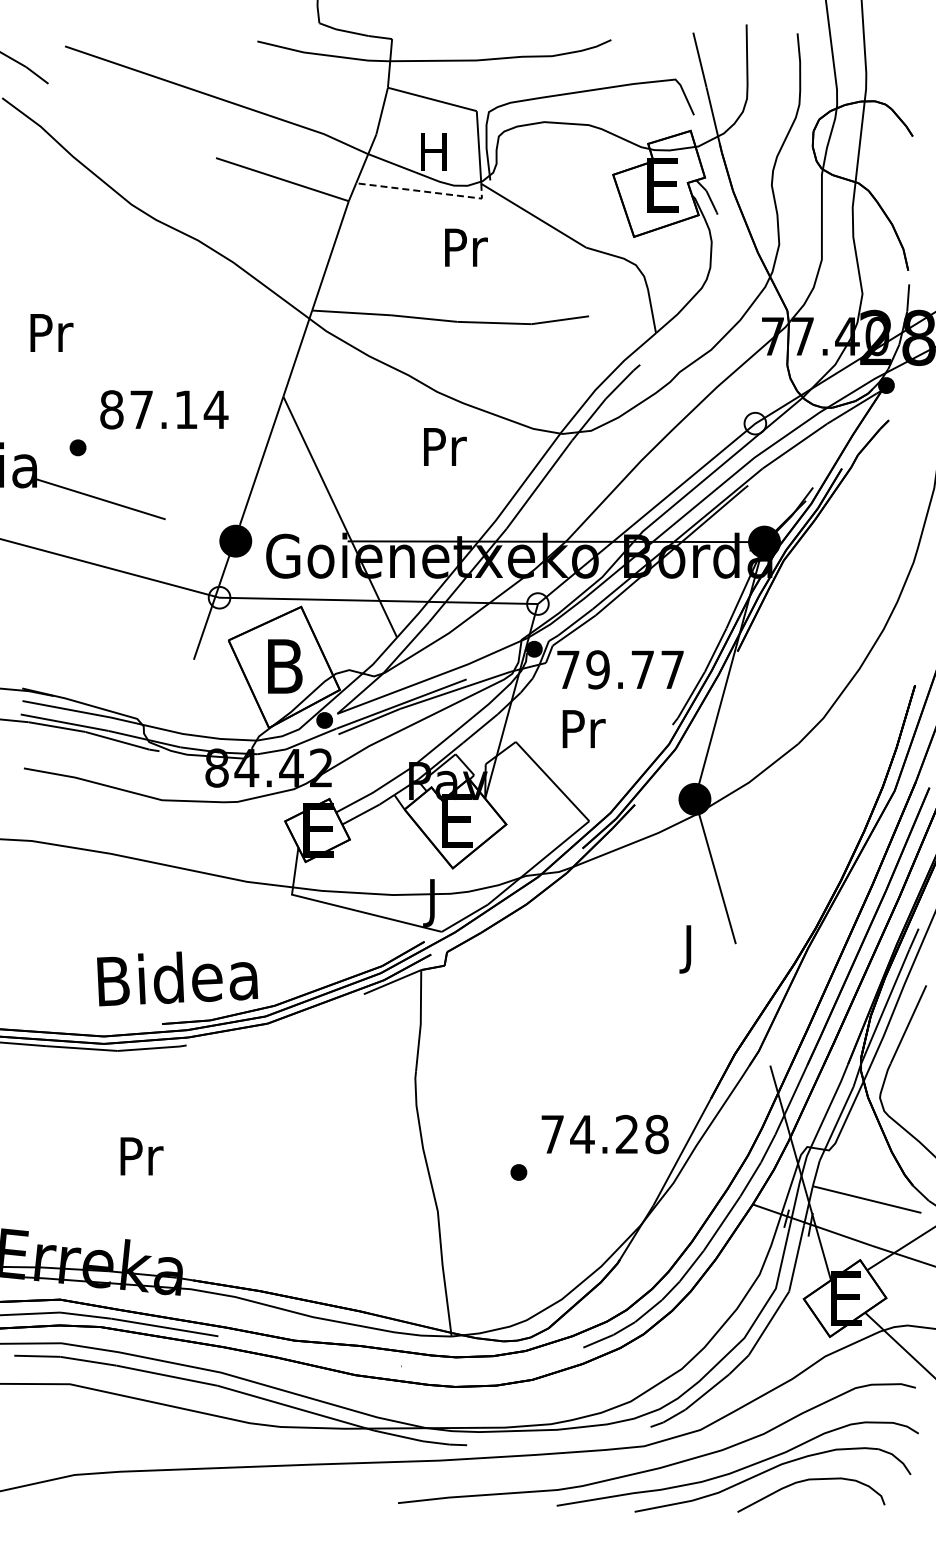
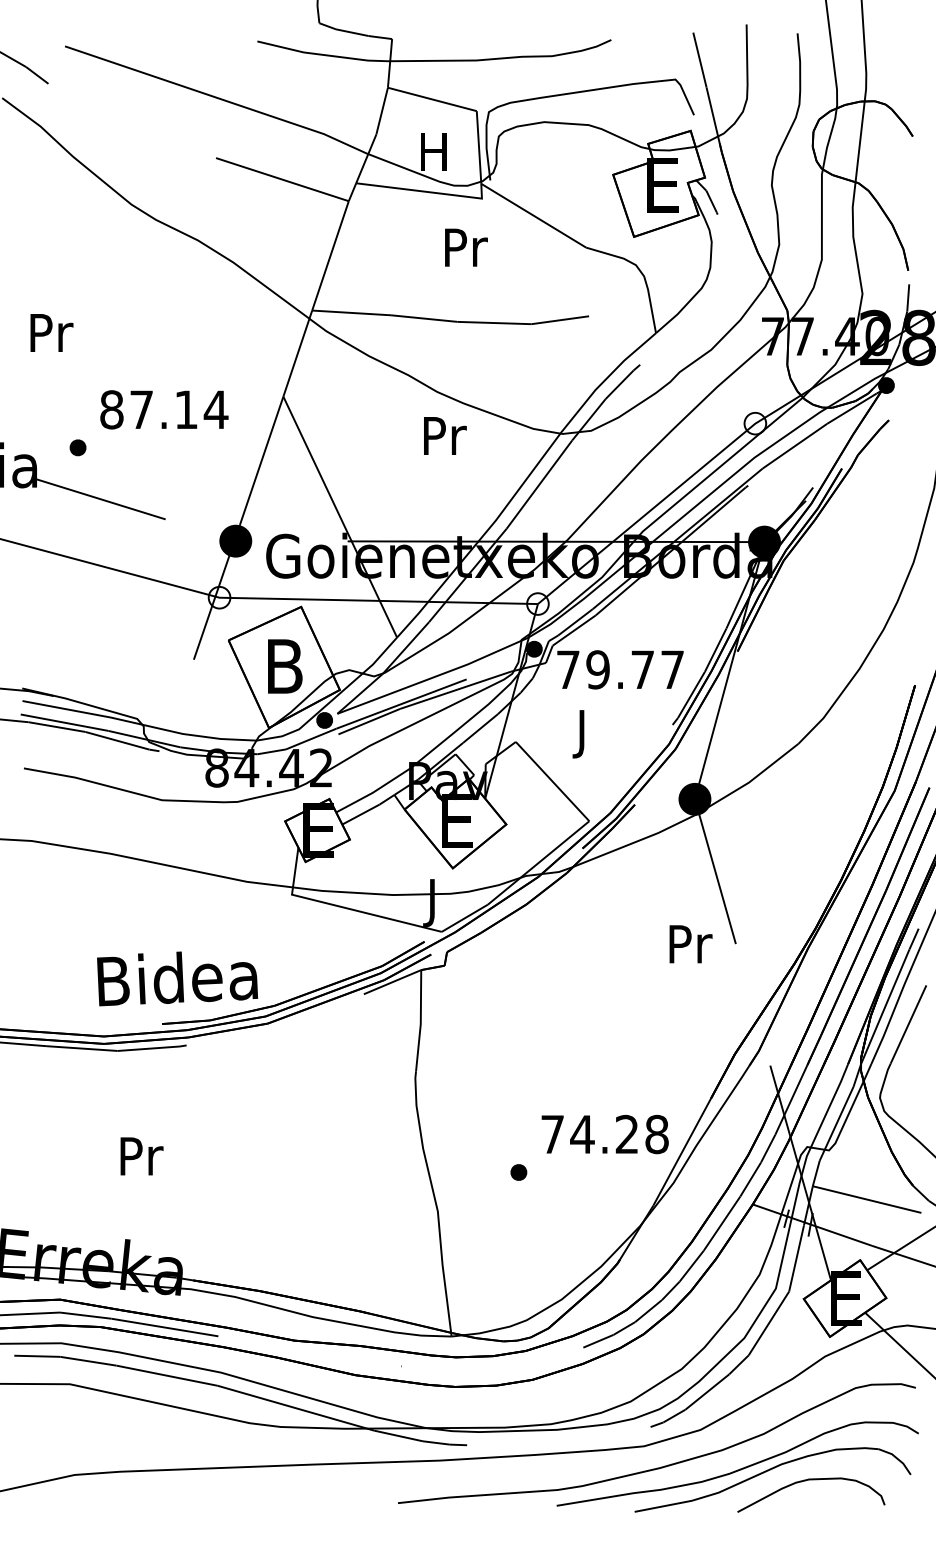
line: dashed -> solid (426, 191)
text position: (445, 446) -> (445, 435) (445, 435)
text: Pr -> J (583, 734)
text: J -> Pr (690, 949)
